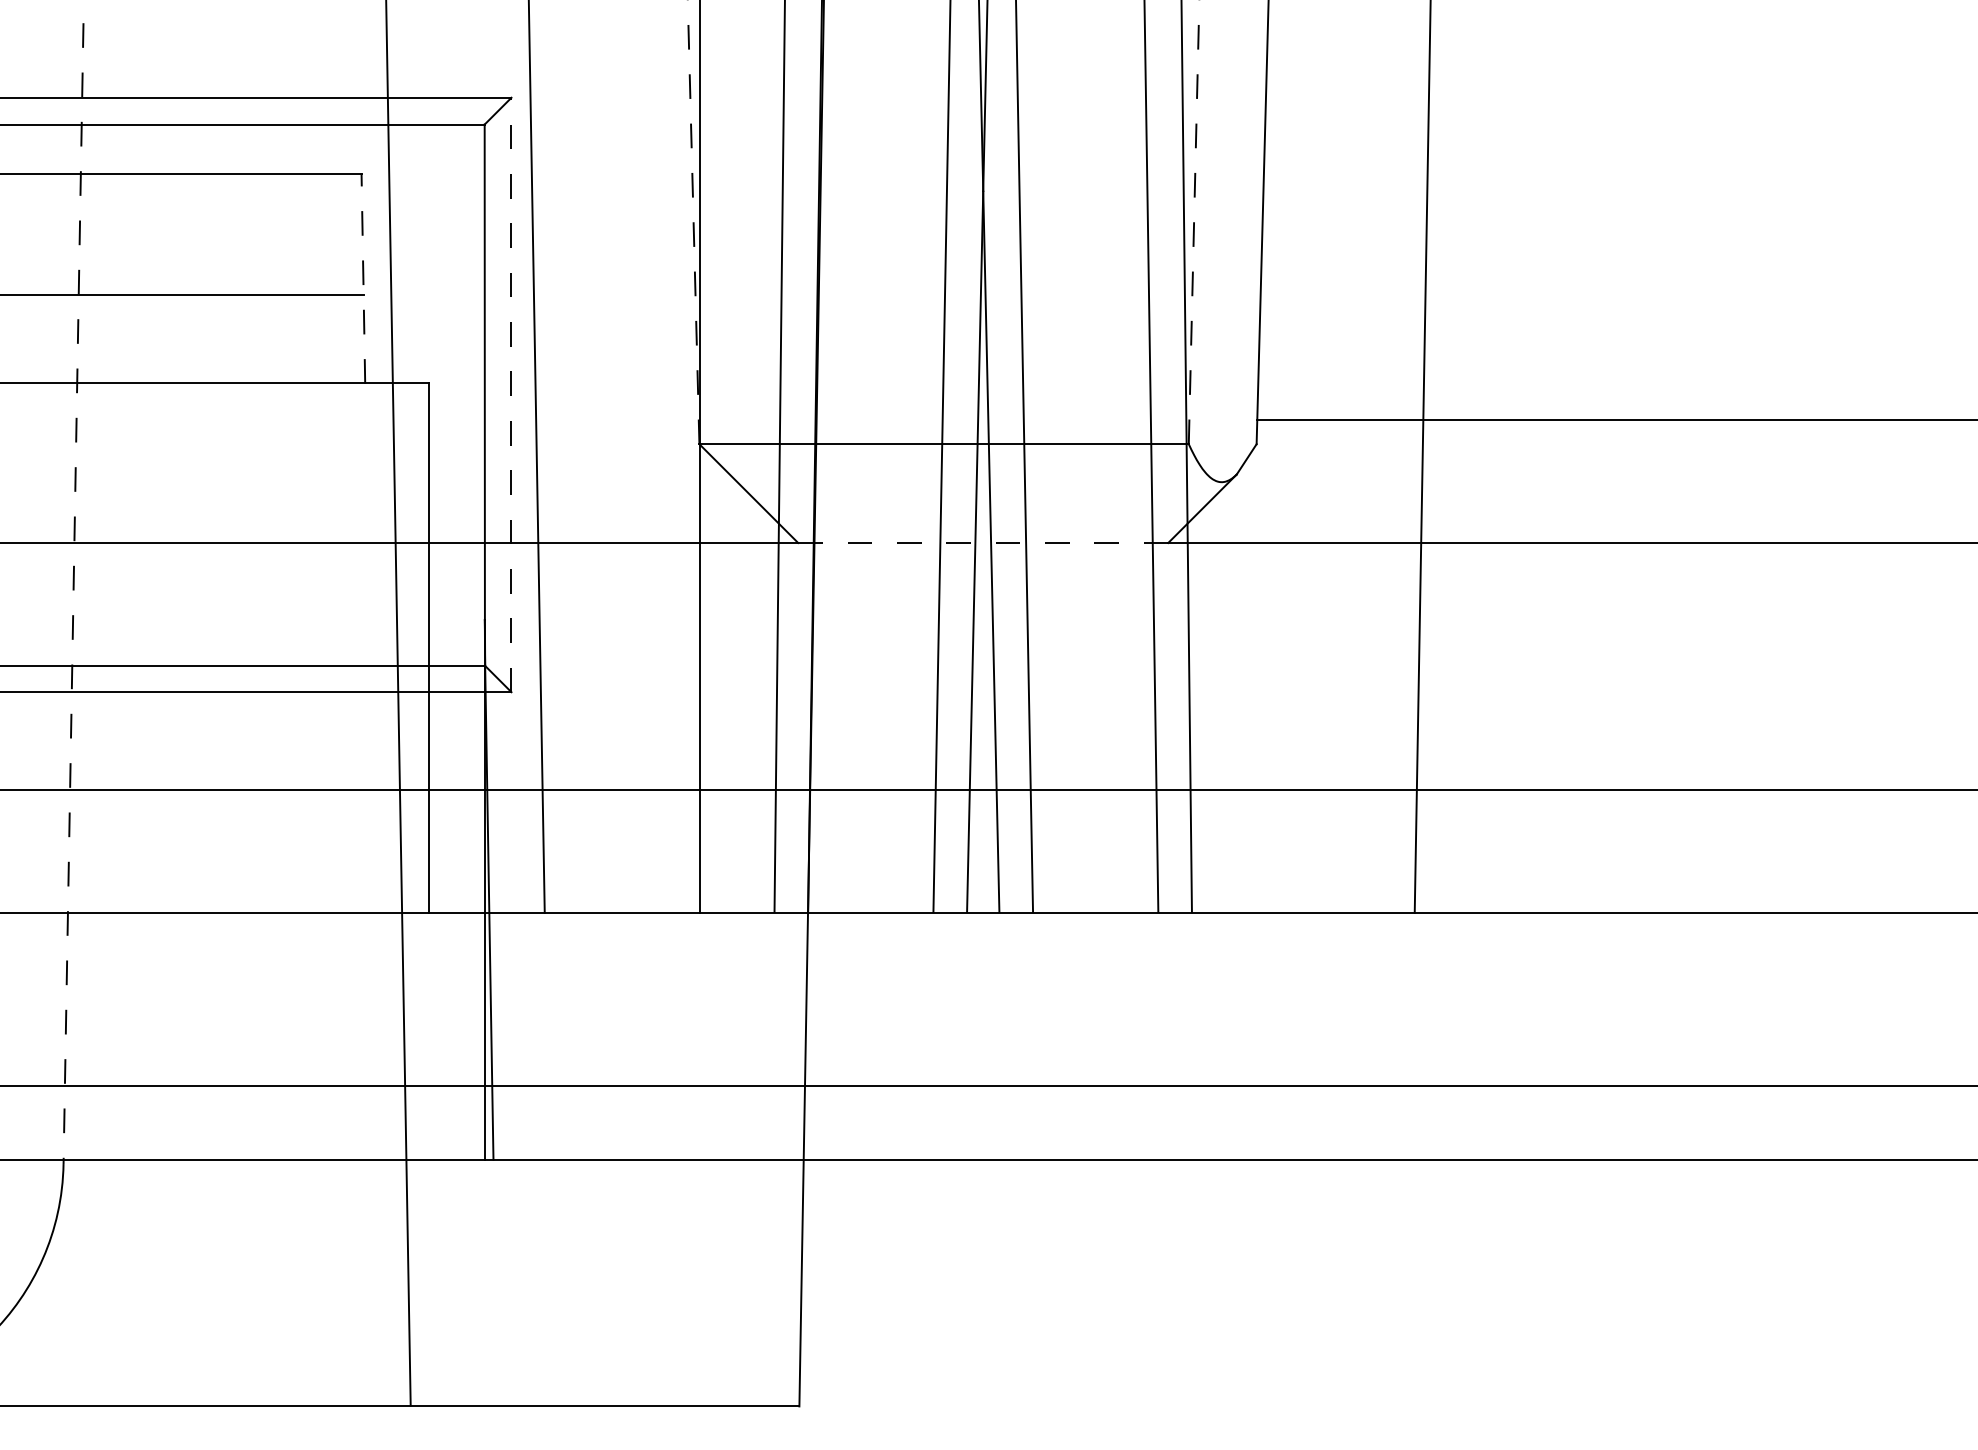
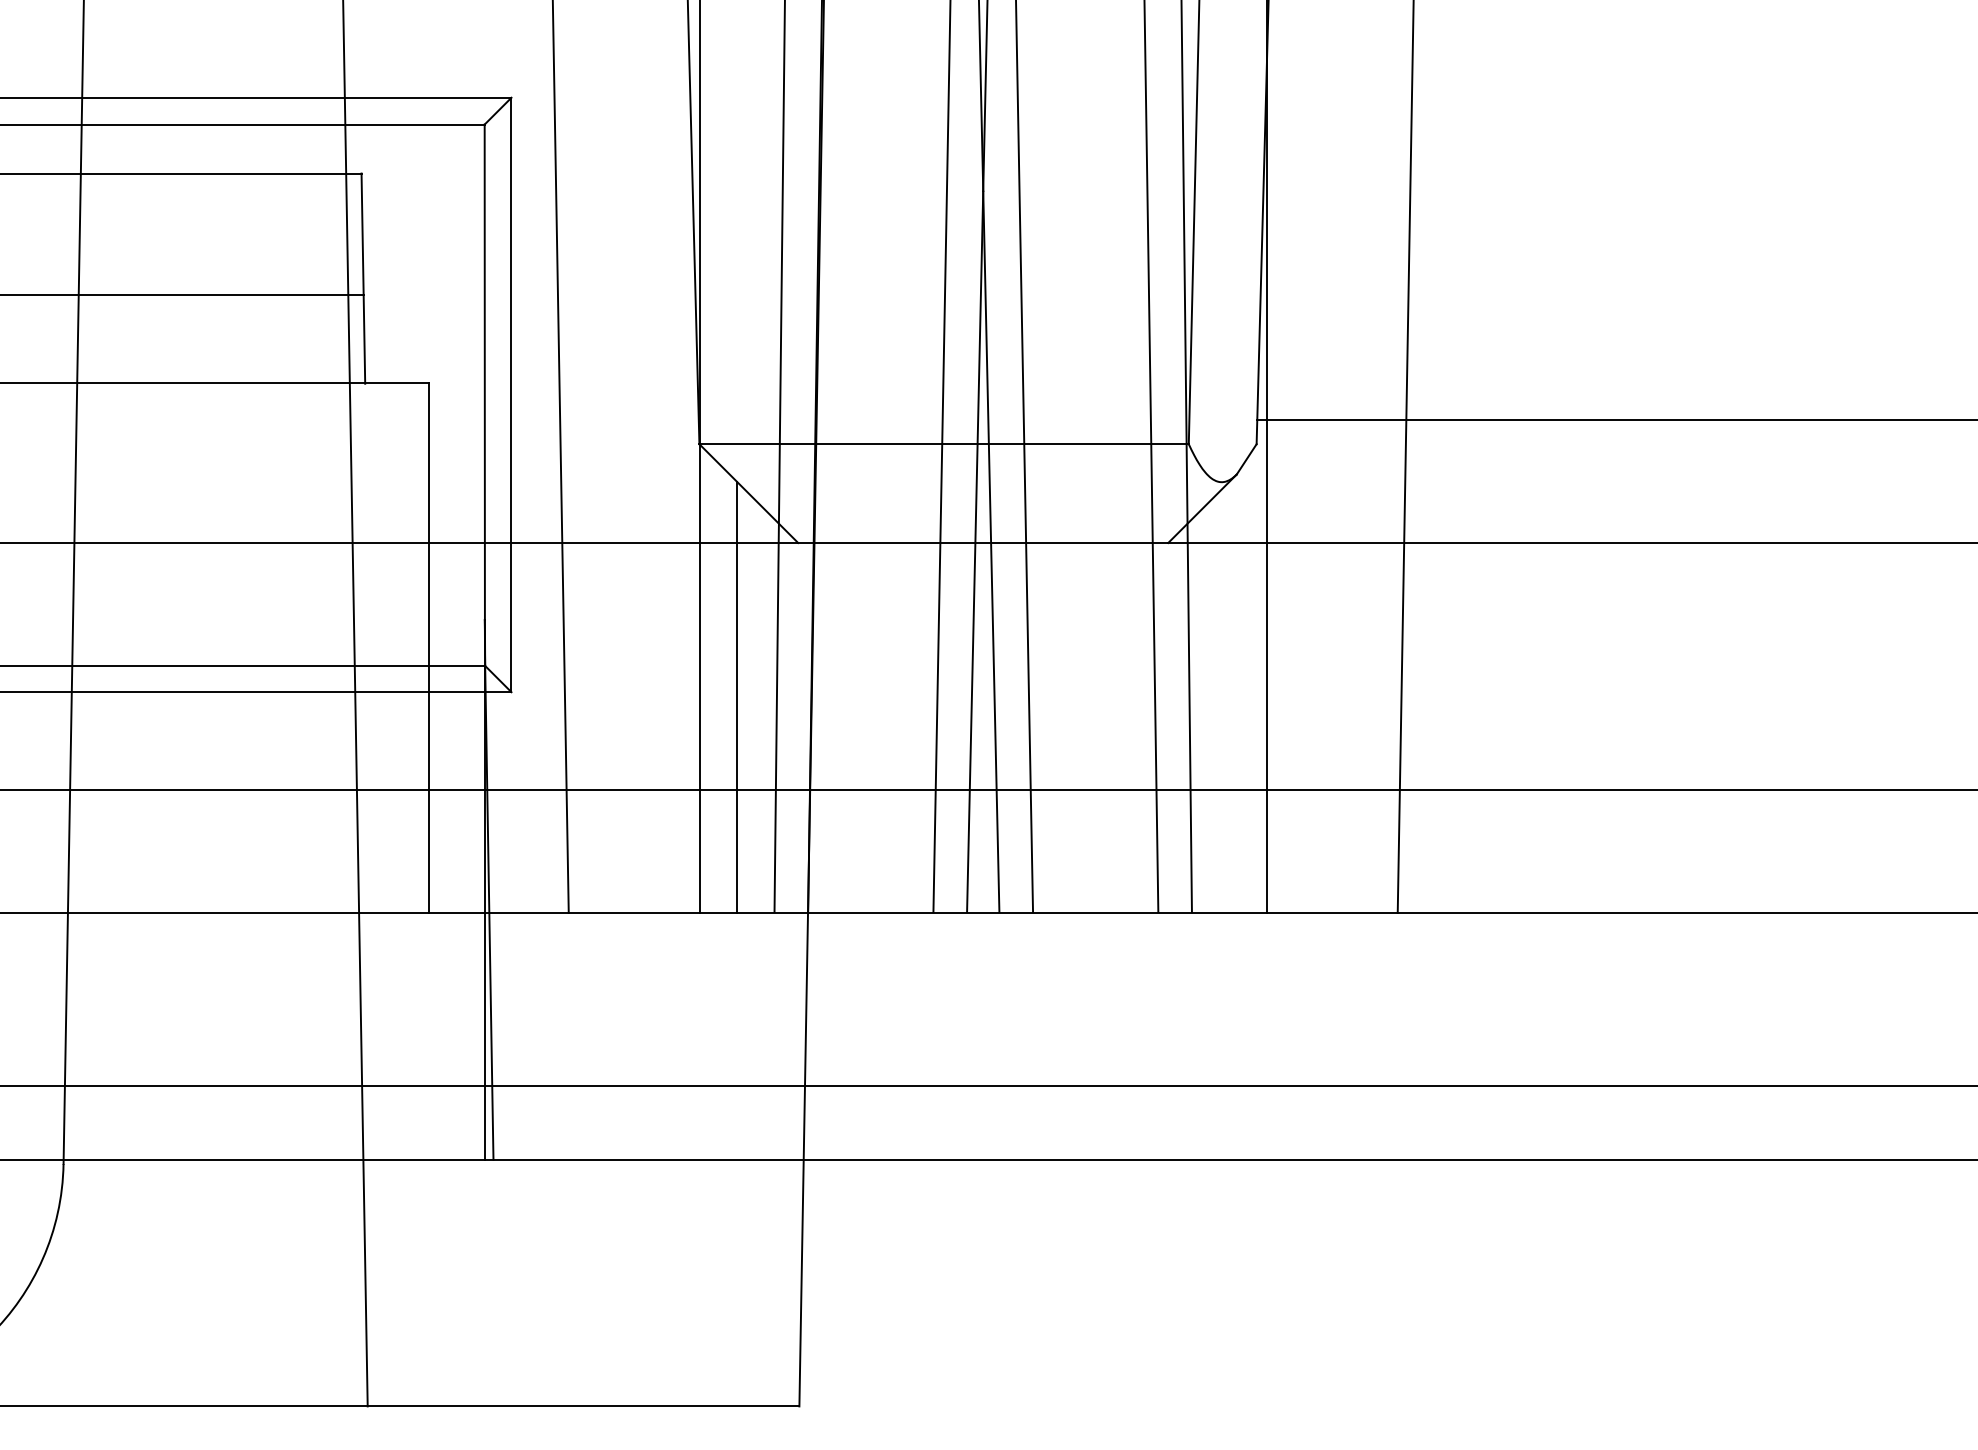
line: dashed -> solid (693, 222)
line: dashed -> solid (1194, 222)
line: dashed -> solid (363, 278)
line: dashed -> solid (511, 394)
line position: (536, 457) -> (560, 457) (560, 457)
line: none -> present (1266, 457)
line position: (1422, 457) -> (1405, 457) (1405, 457)
line: dashed -> solid (982, 543)
line: dashed -> solid (73, 582)
line: none -> present (737, 697)
line position: (398, 703) -> (355, 704) (355, 704)
